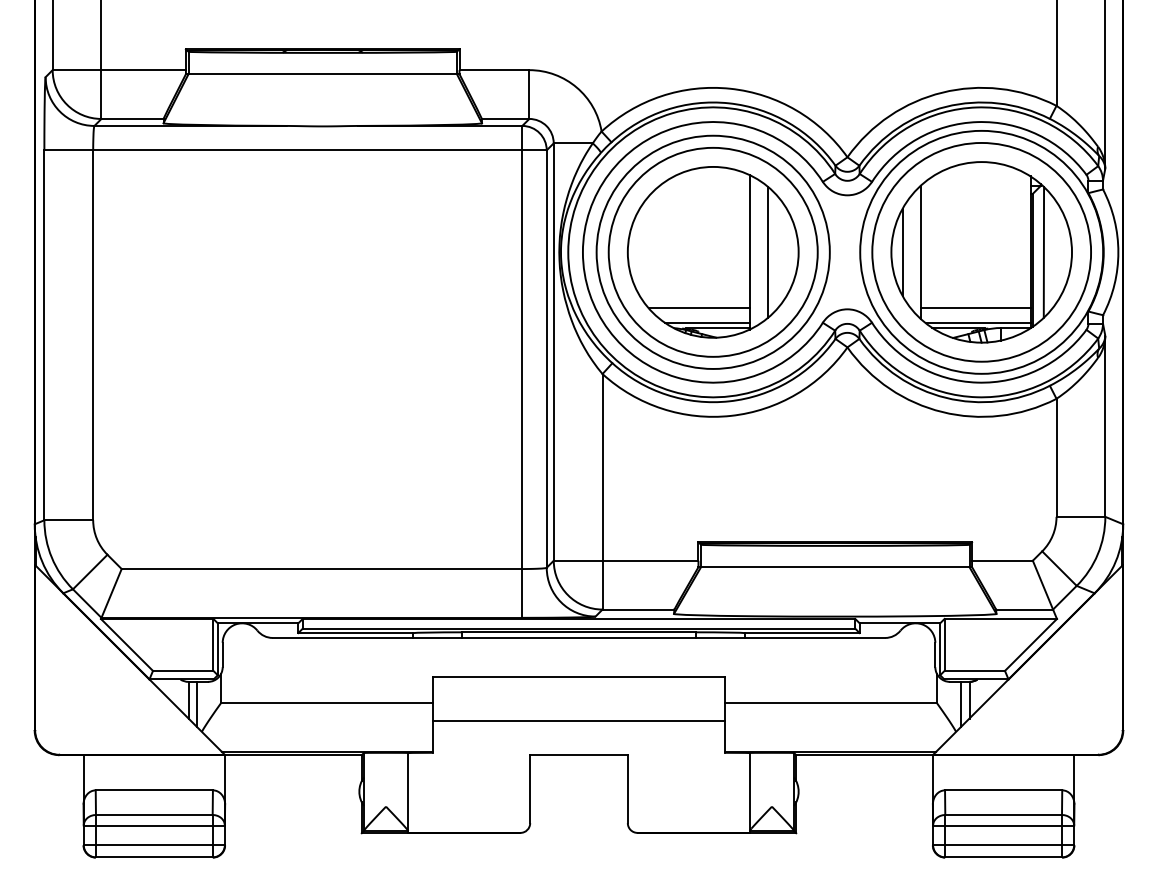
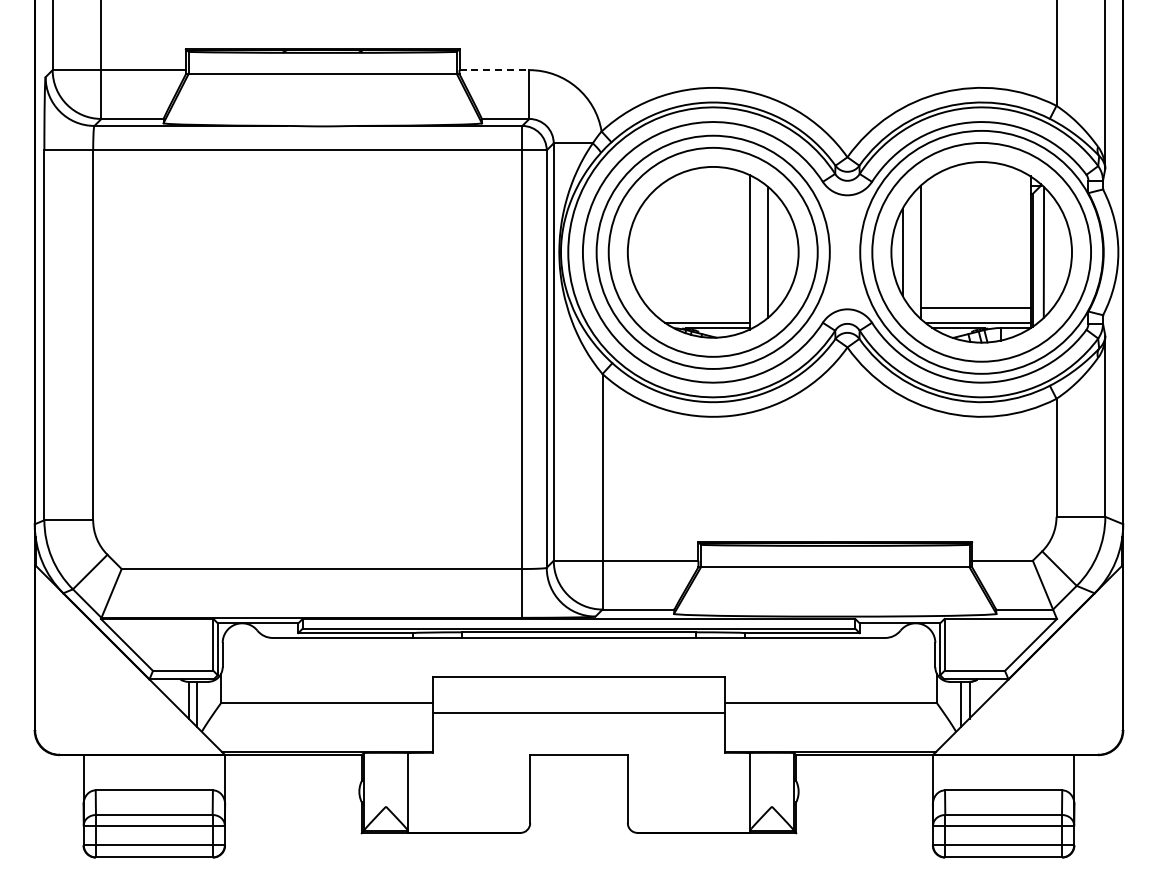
line: solid -> dashed (494, 70)
line: present -> none (698, 308)
line position: (578, 720) -> (578, 712) (578, 712)
